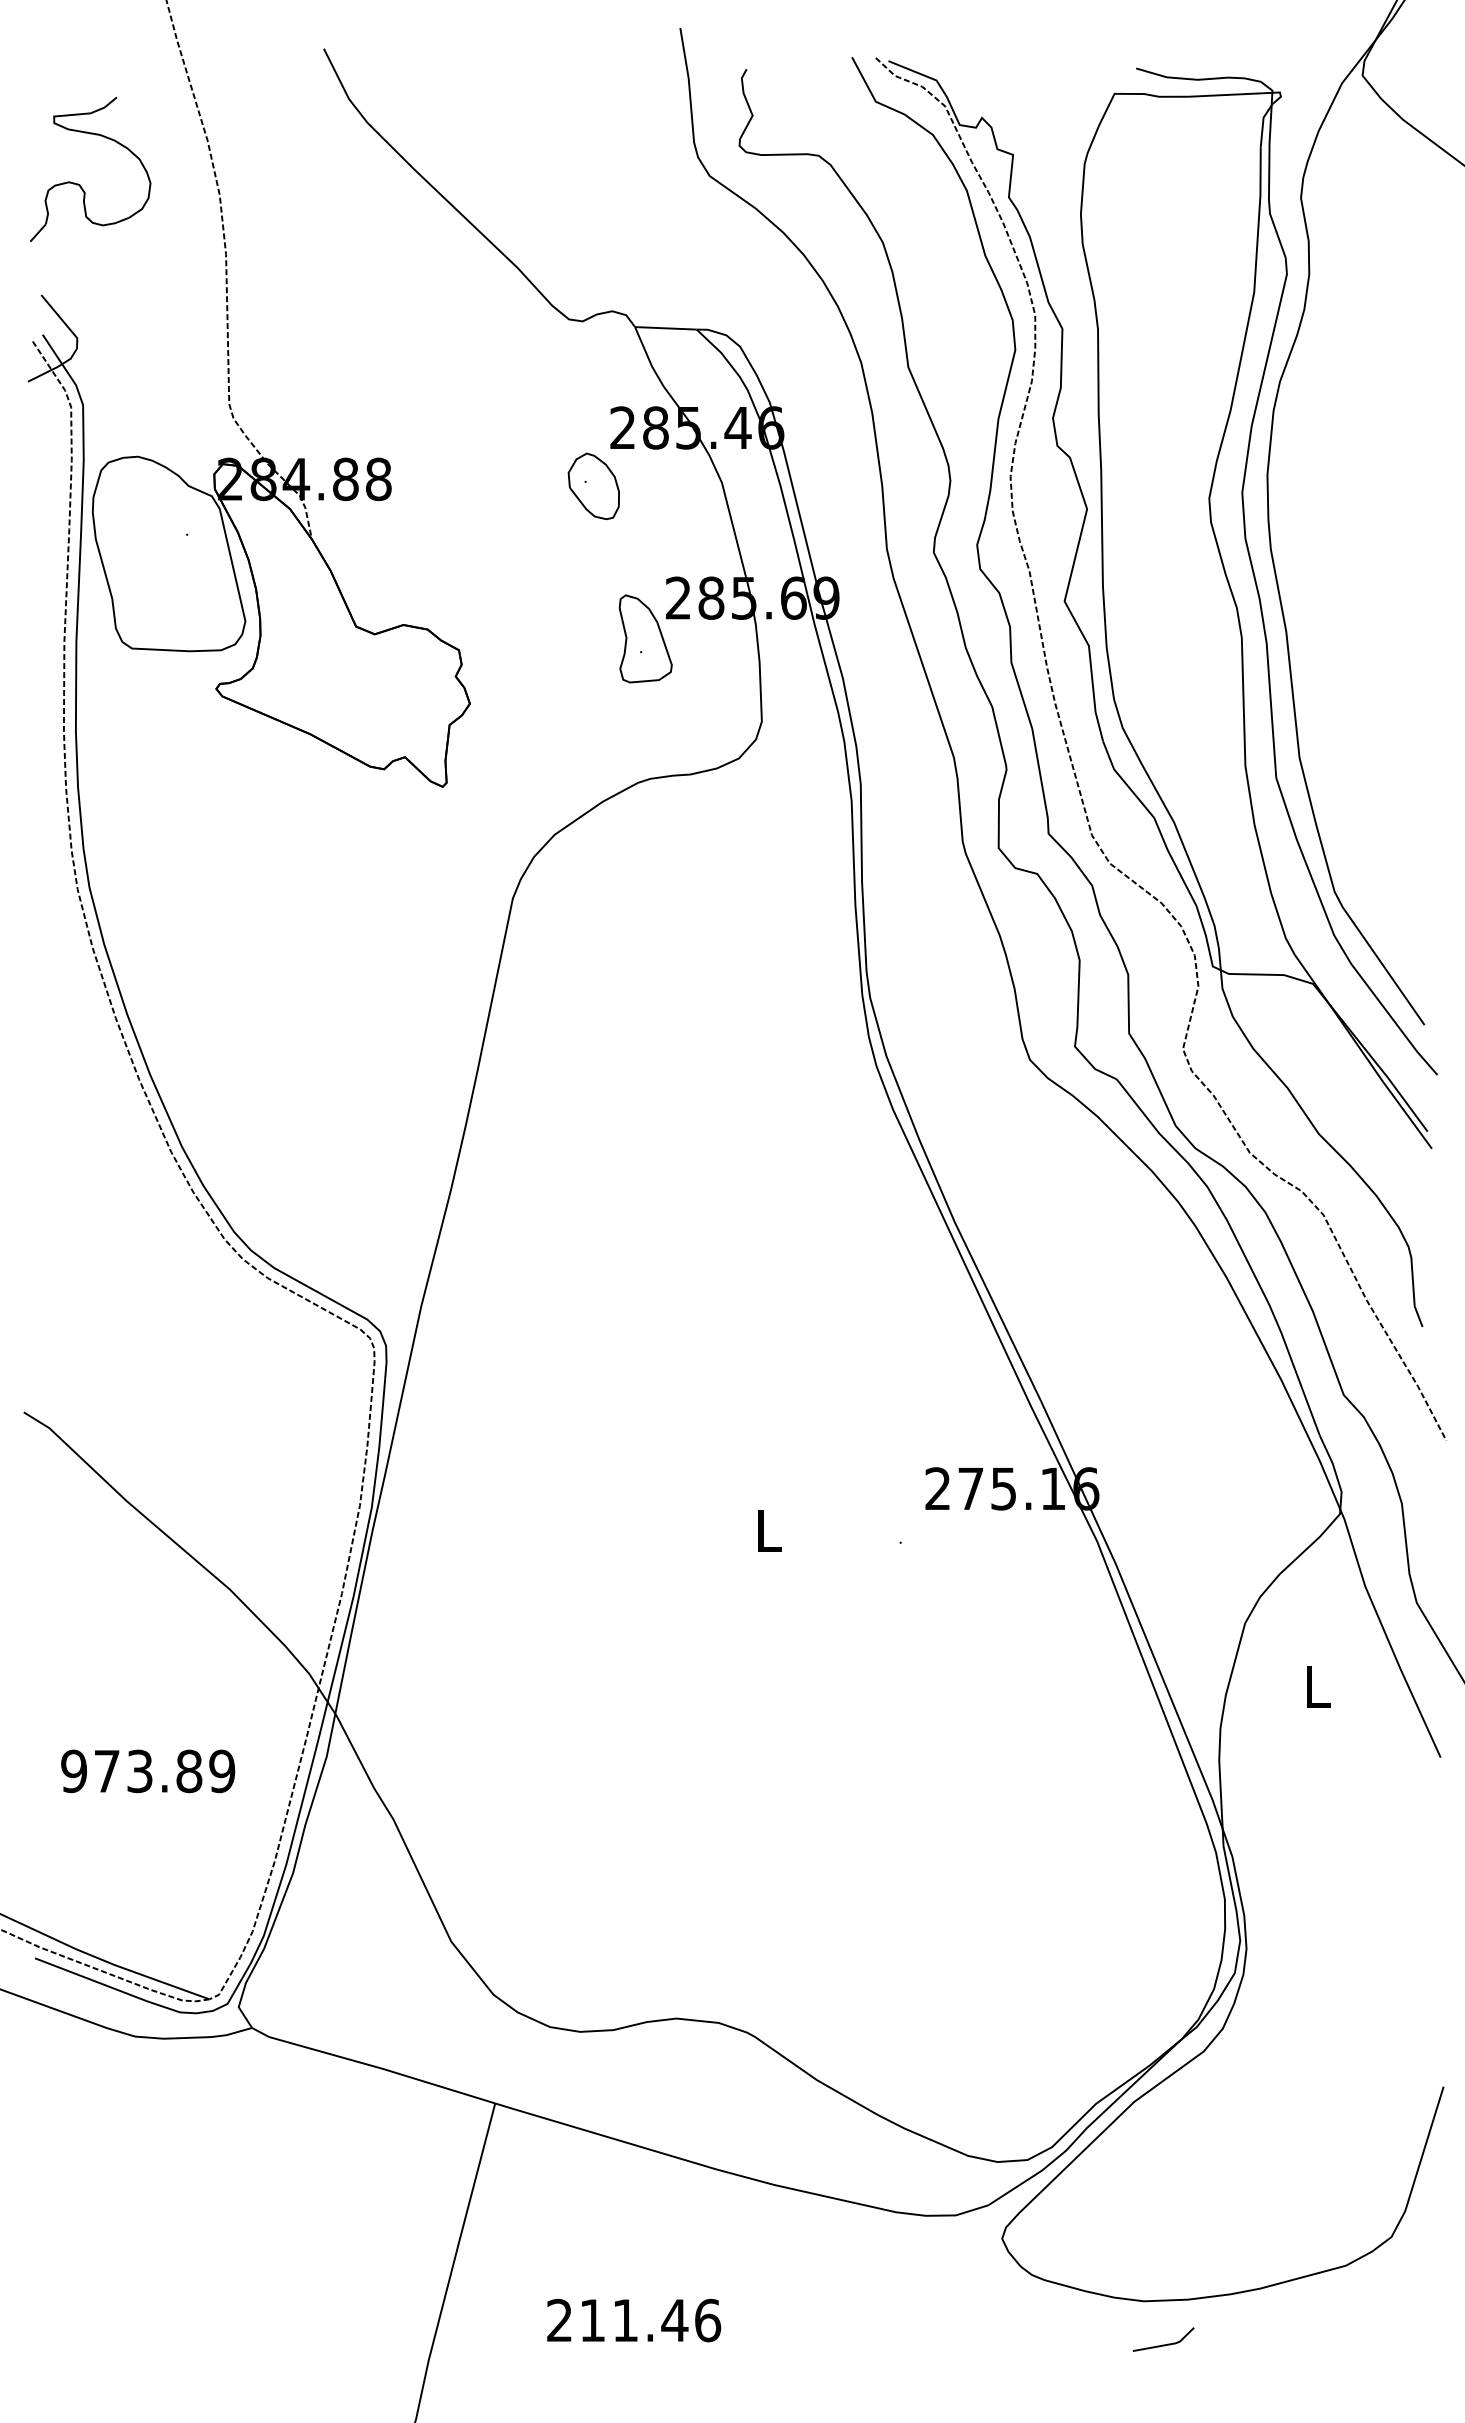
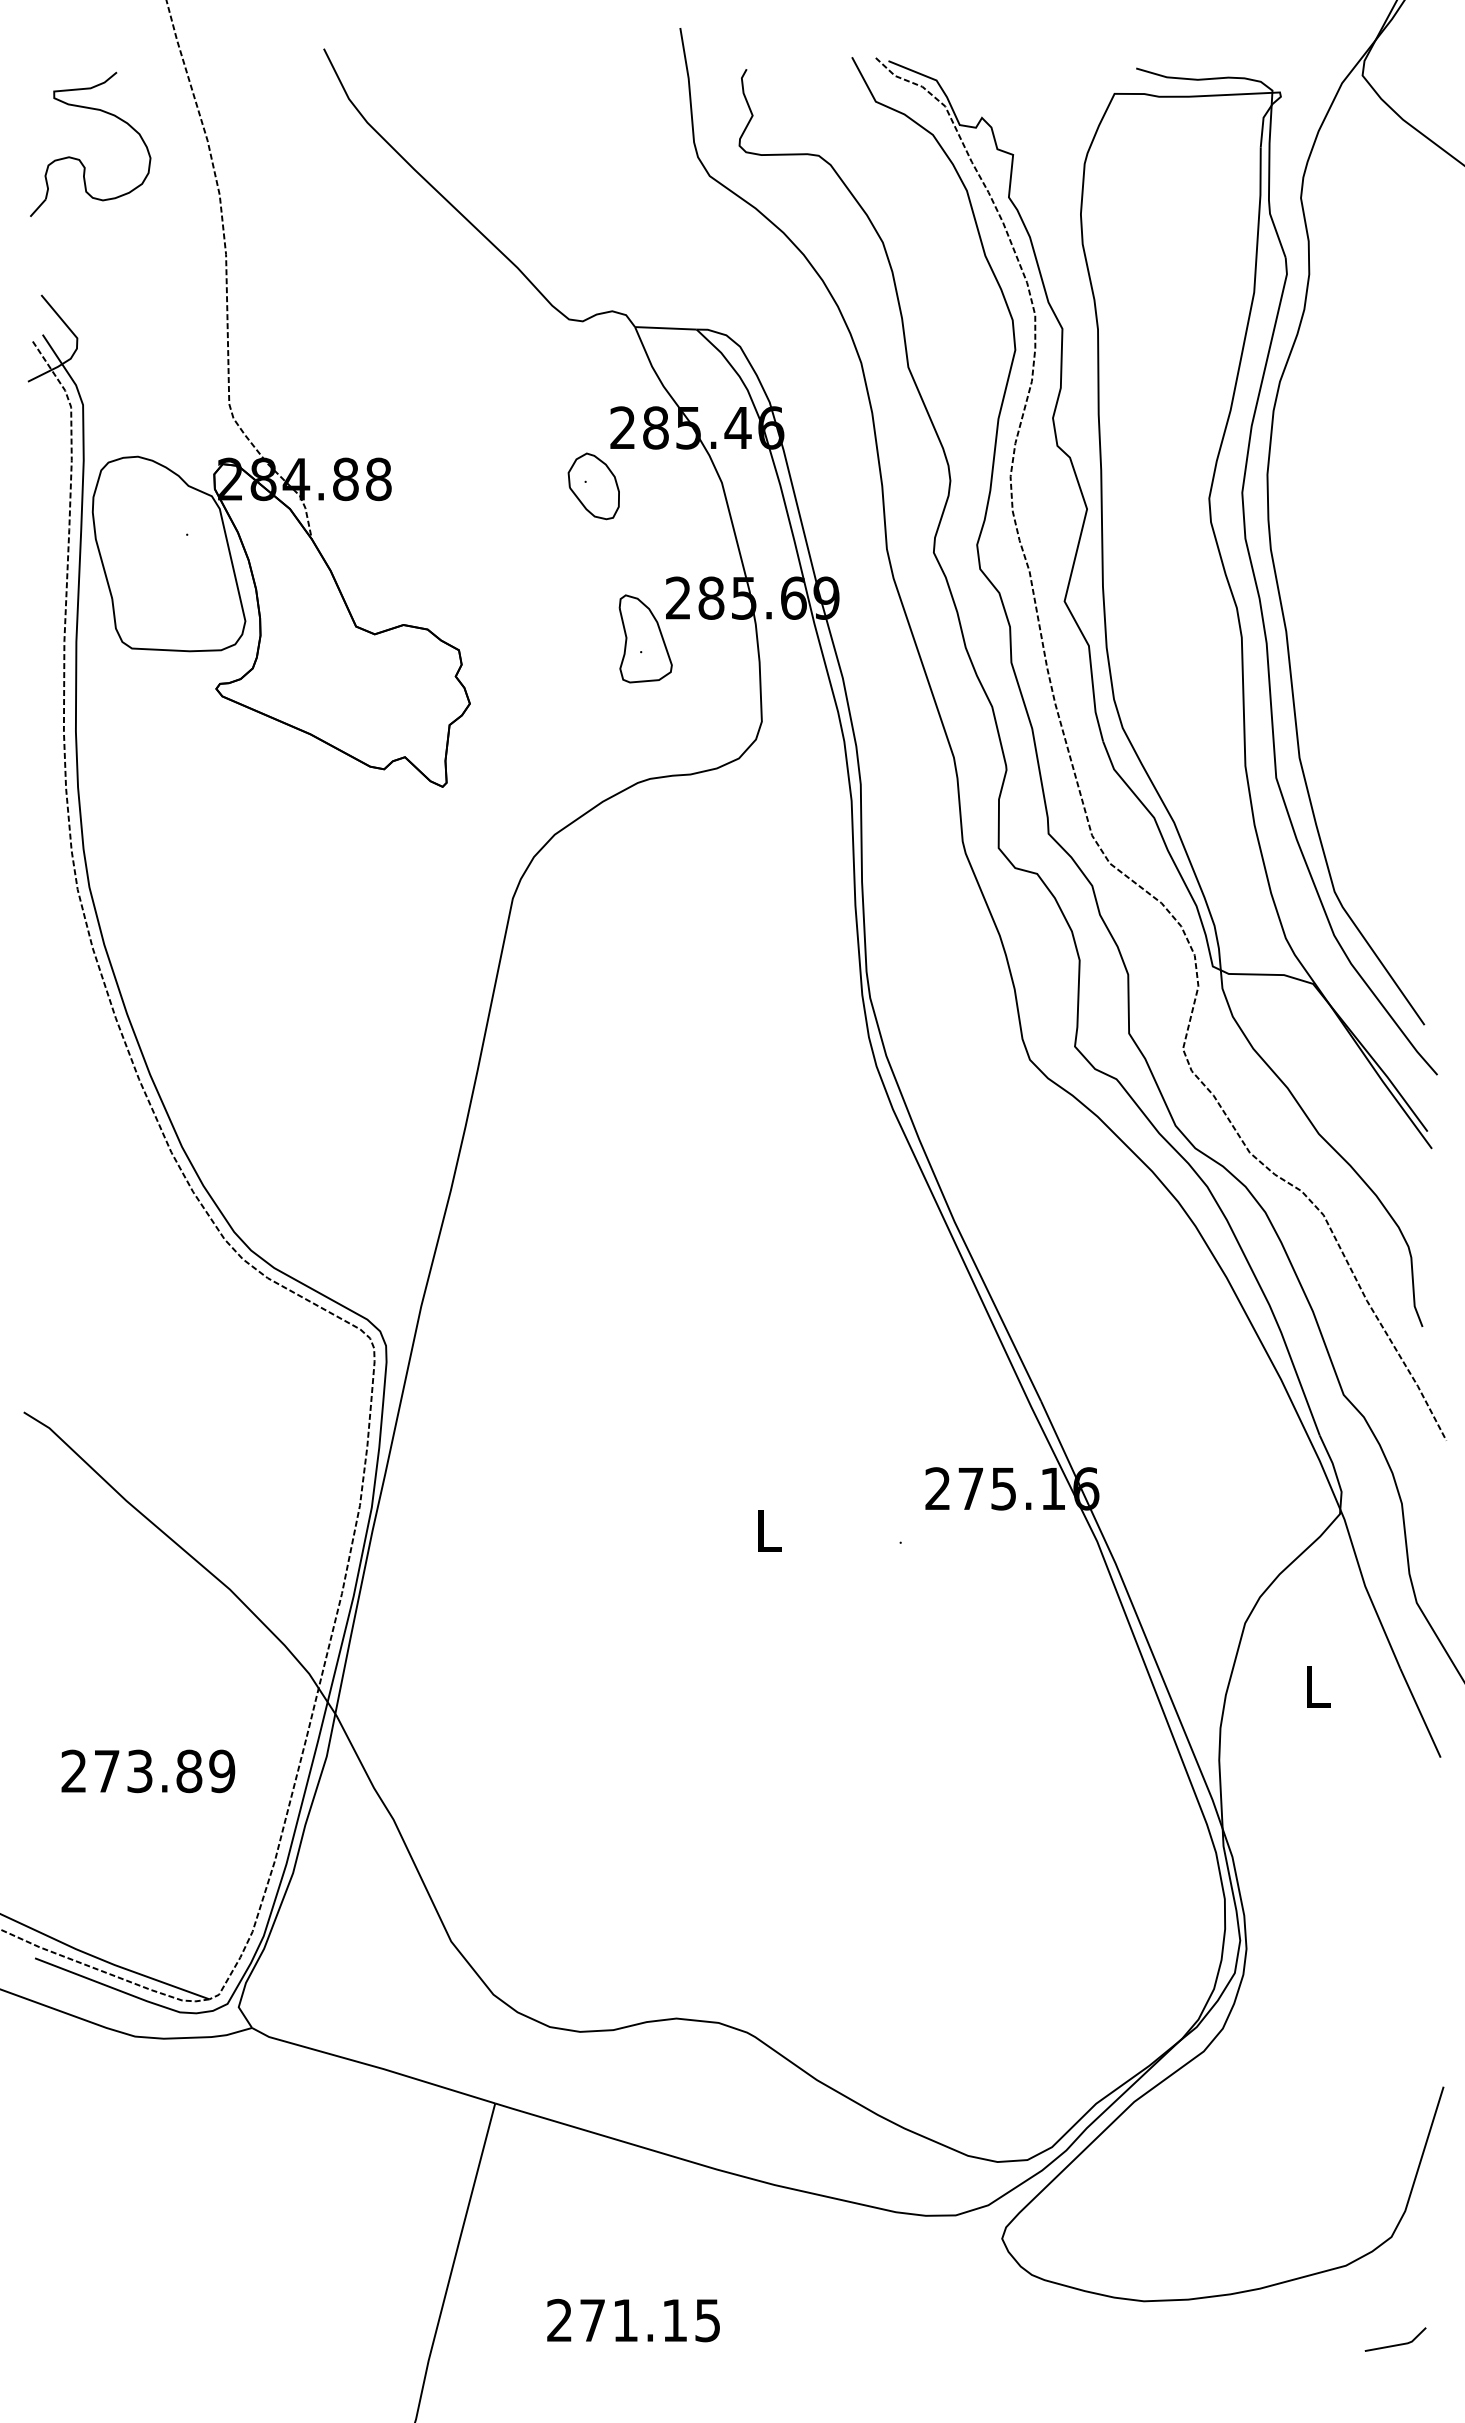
part position: (80, 184) -> (80, 159) (80, 159)
text: 973.89 -> 273.89 (74, 1771)
text: 211.46 -> 271.15 (650, 2320)
line position: (1163, 2344) -> (1395, 2344) (1395, 2344)
